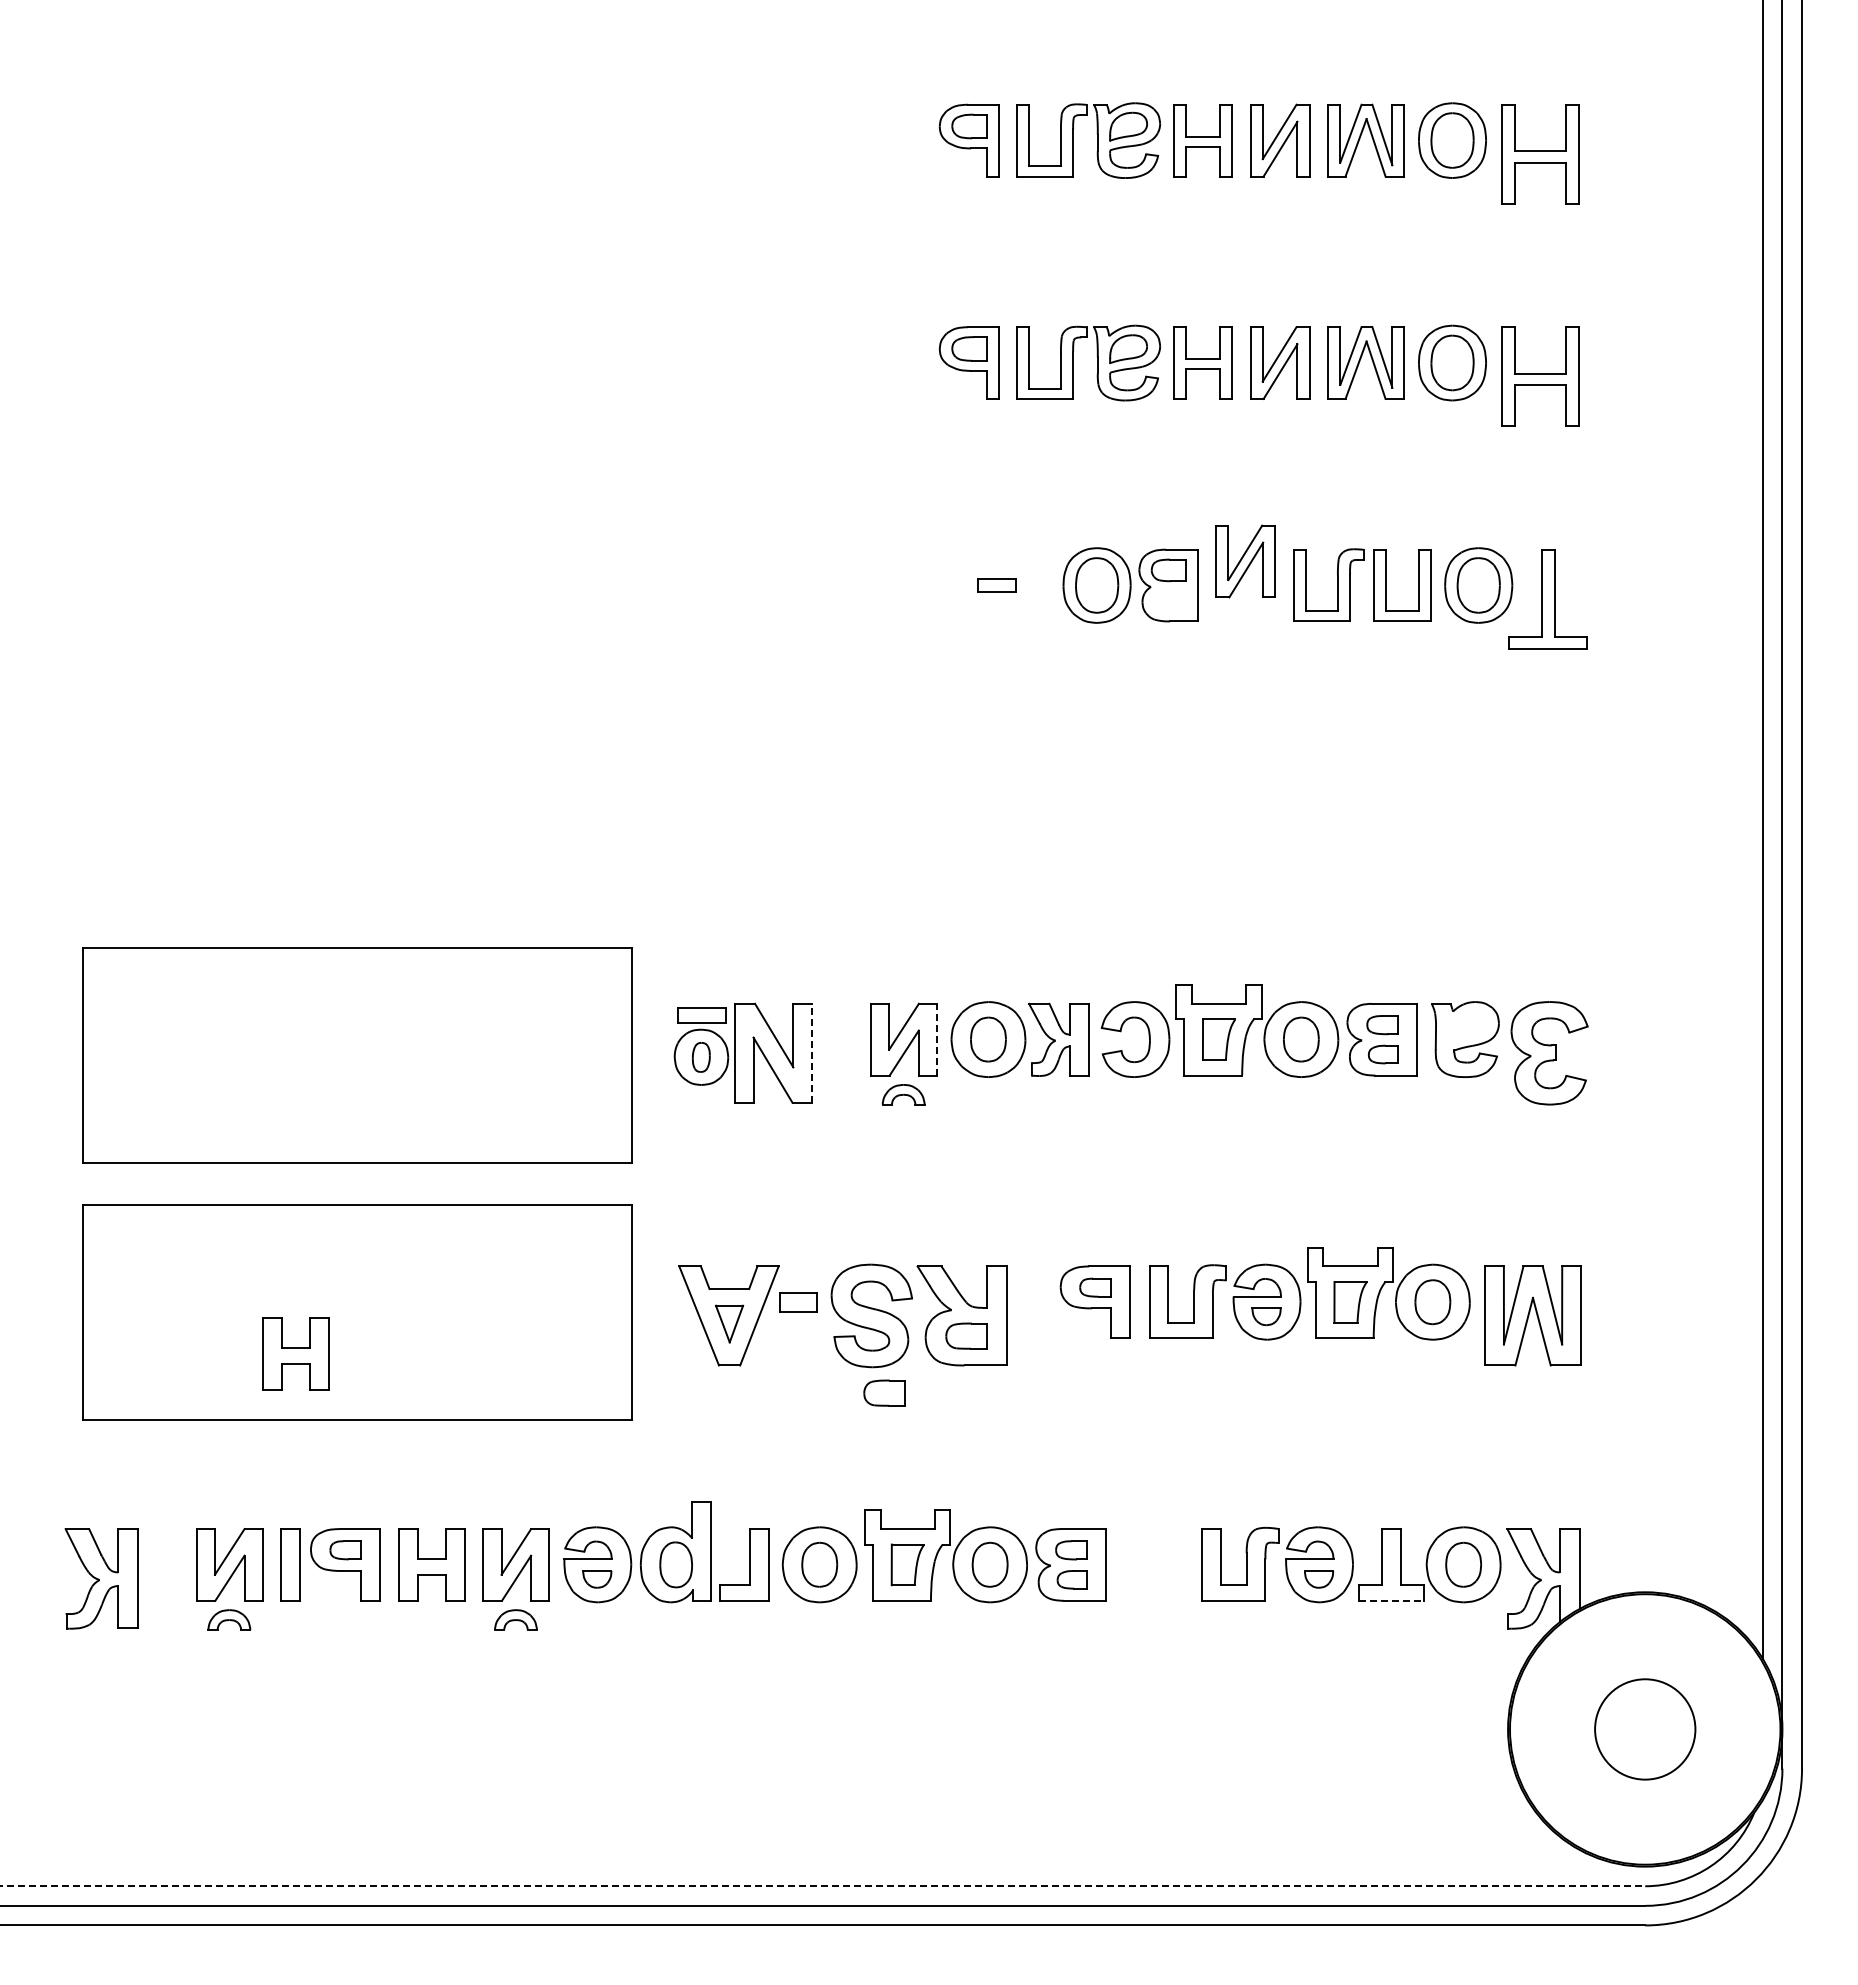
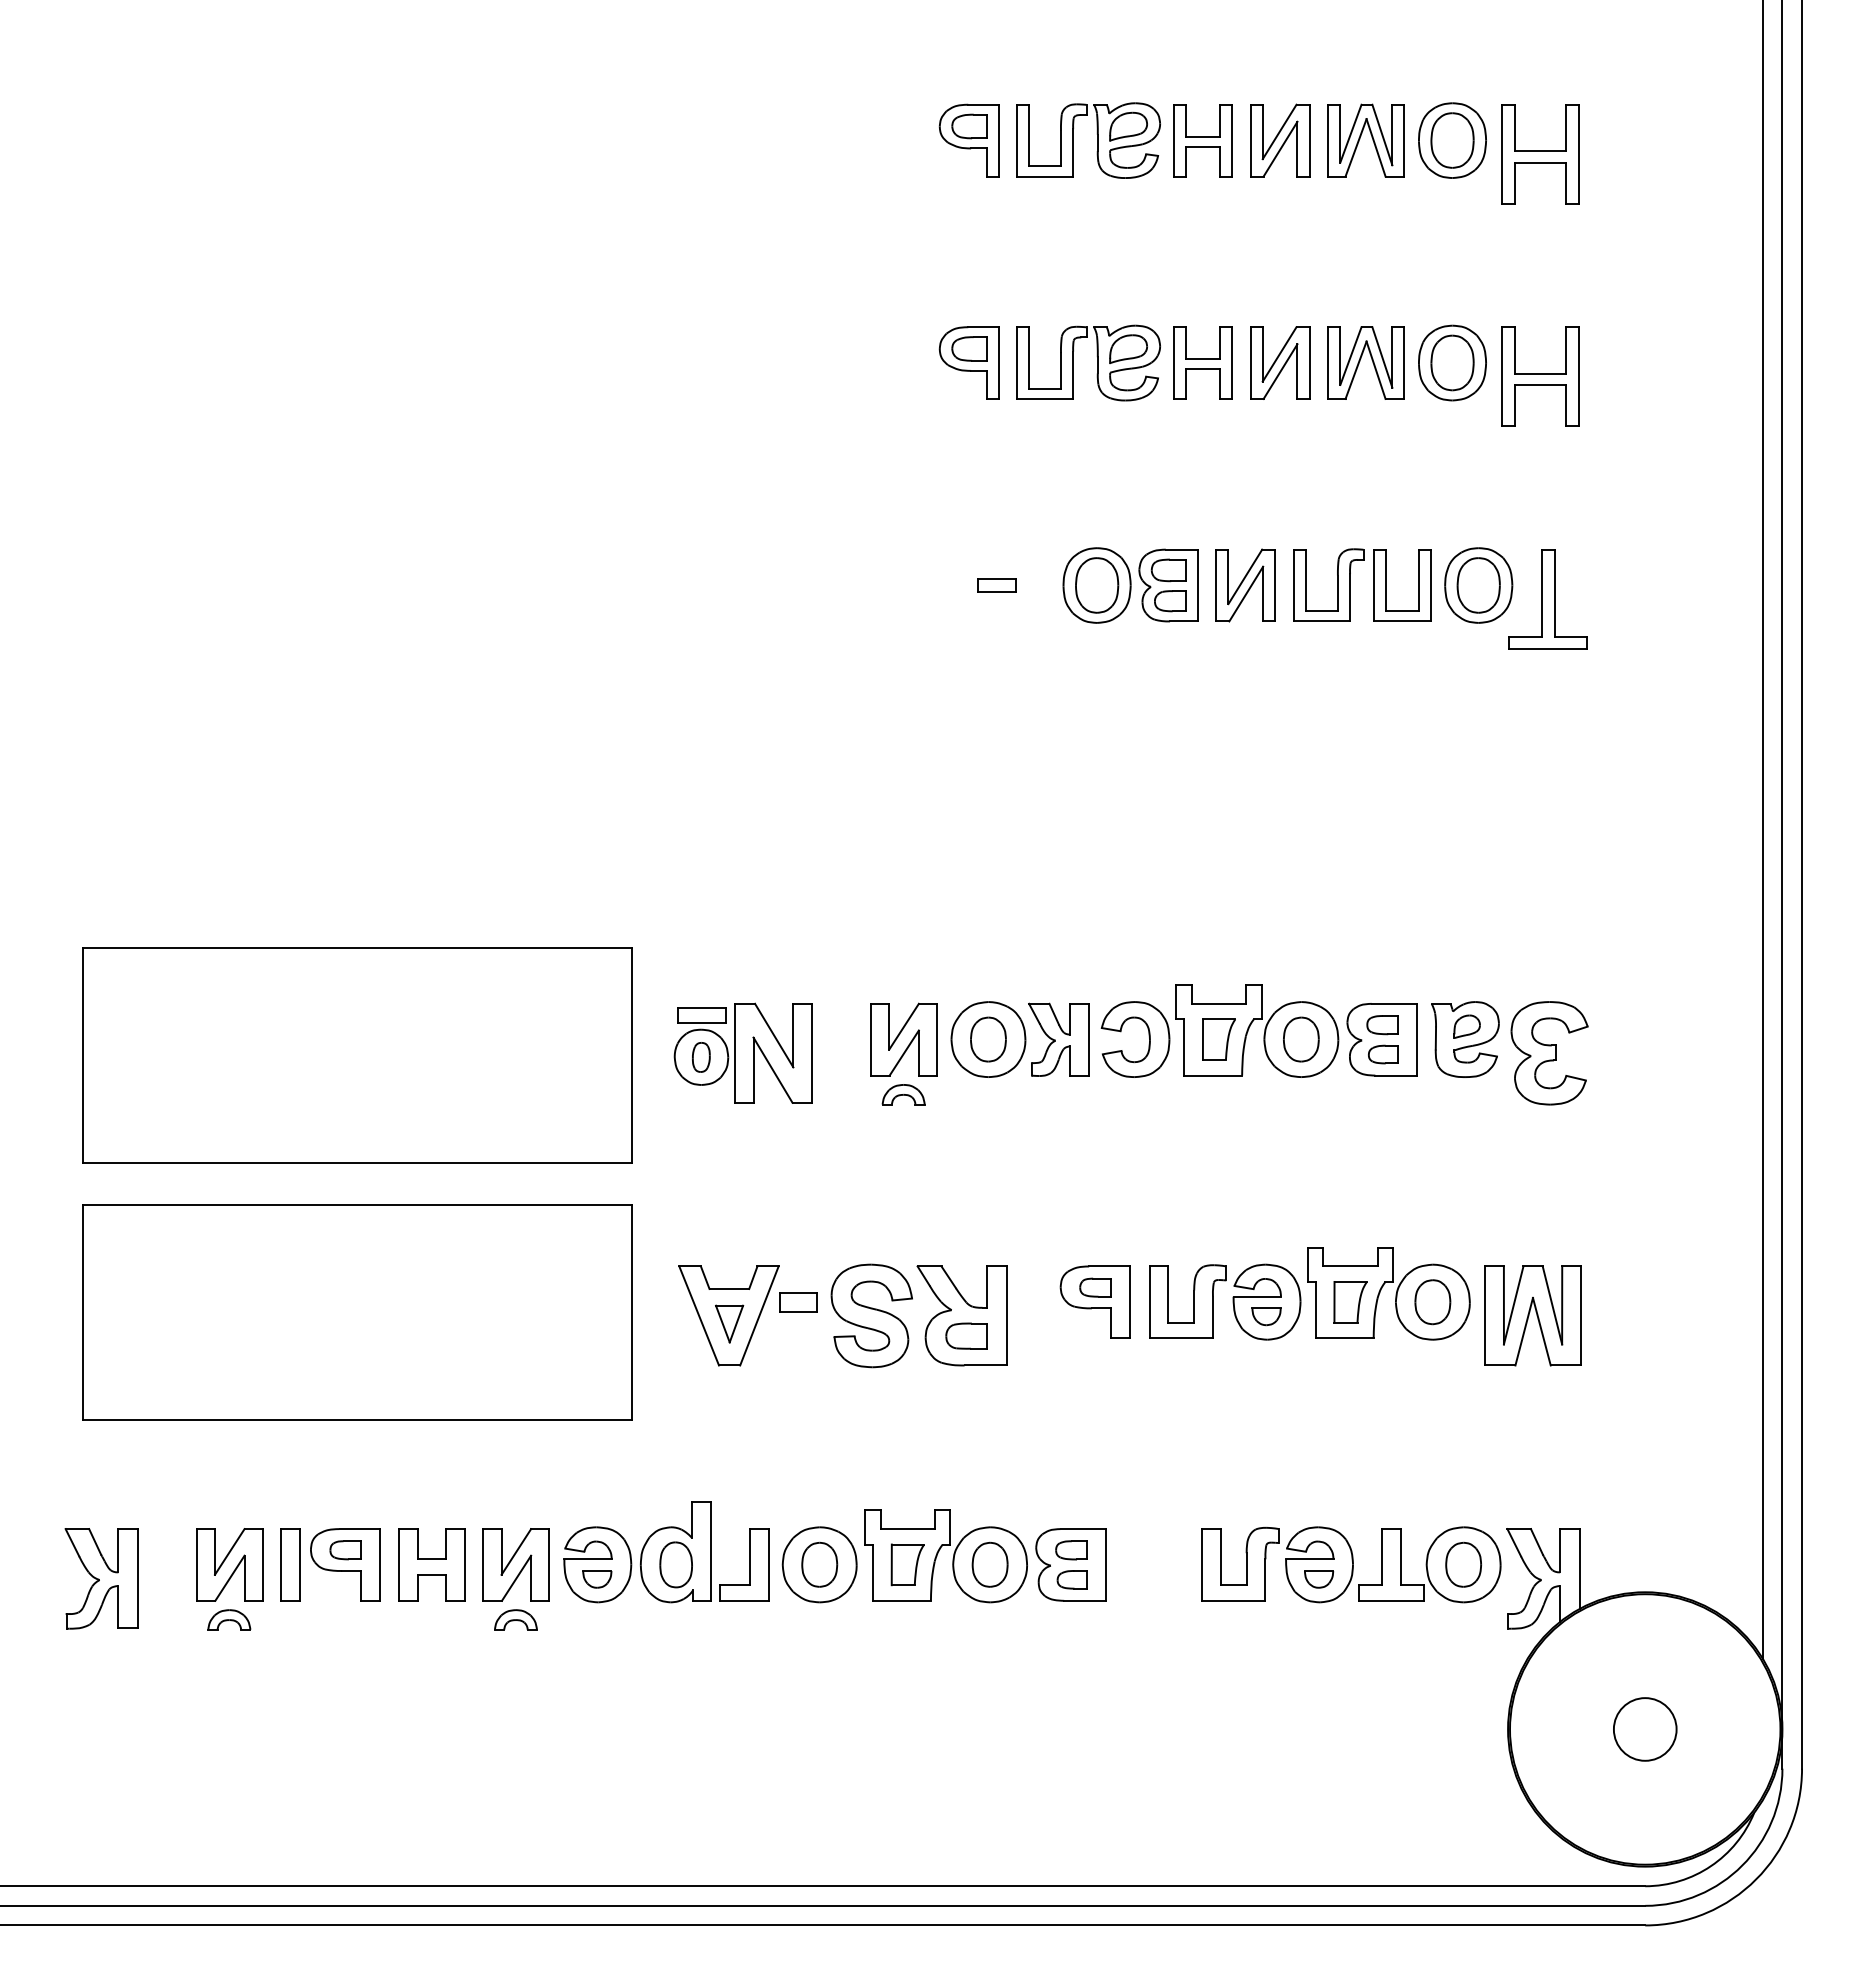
part position: (1245, 561) -> (1245, 585) (1245, 585)
part: none -> present (1170, 601)
part: none -> present (1466, 1026)
line: dashed -> solid (937, 1039)
line: dashed -> solid (812, 1053)
part: present -> none (295, 1353)
part: present -> none (884, 1392)
line: dashed -> solid (1391, 1600)
circle diameter: 100 px -> 63 px (1644, 1729)
line: dashed -> solid (823, 1886)
